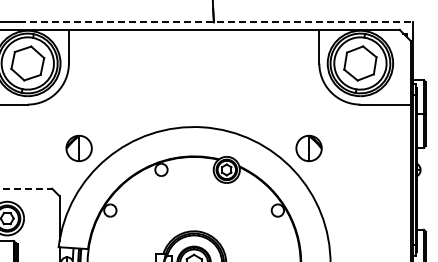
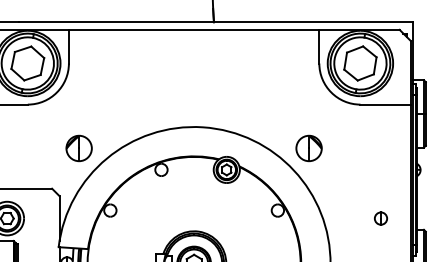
line: dashed -> solid (216, 22)
line: dashed -> solid (26, 188)
part: none -> present (380, 218)
